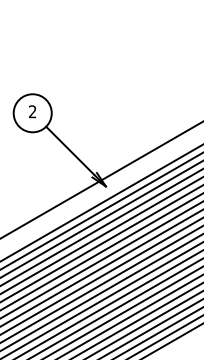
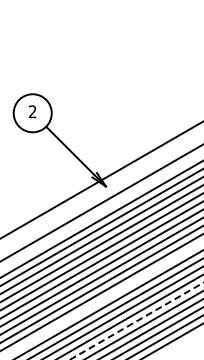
line: present -> none (101, 211)
line: present -> none (102, 299)
line: solid -> dashed (137, 321)
